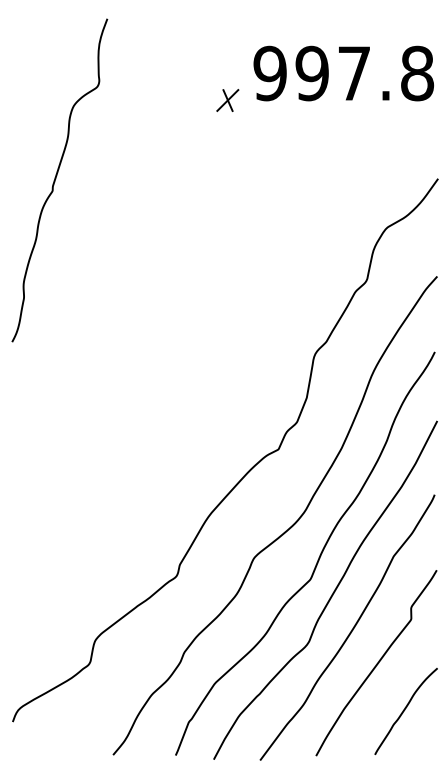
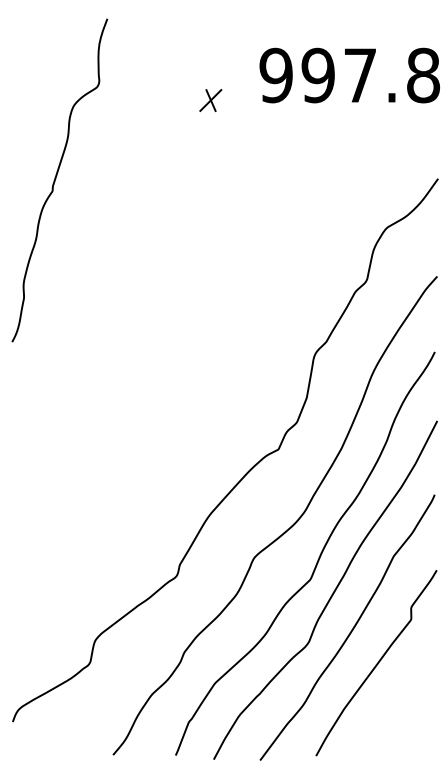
text position: (343, 73) -> (349, 75) (349, 75)
part position: (227, 100) -> (210, 100) (210, 100)
curve: present -> none (405, 710)
